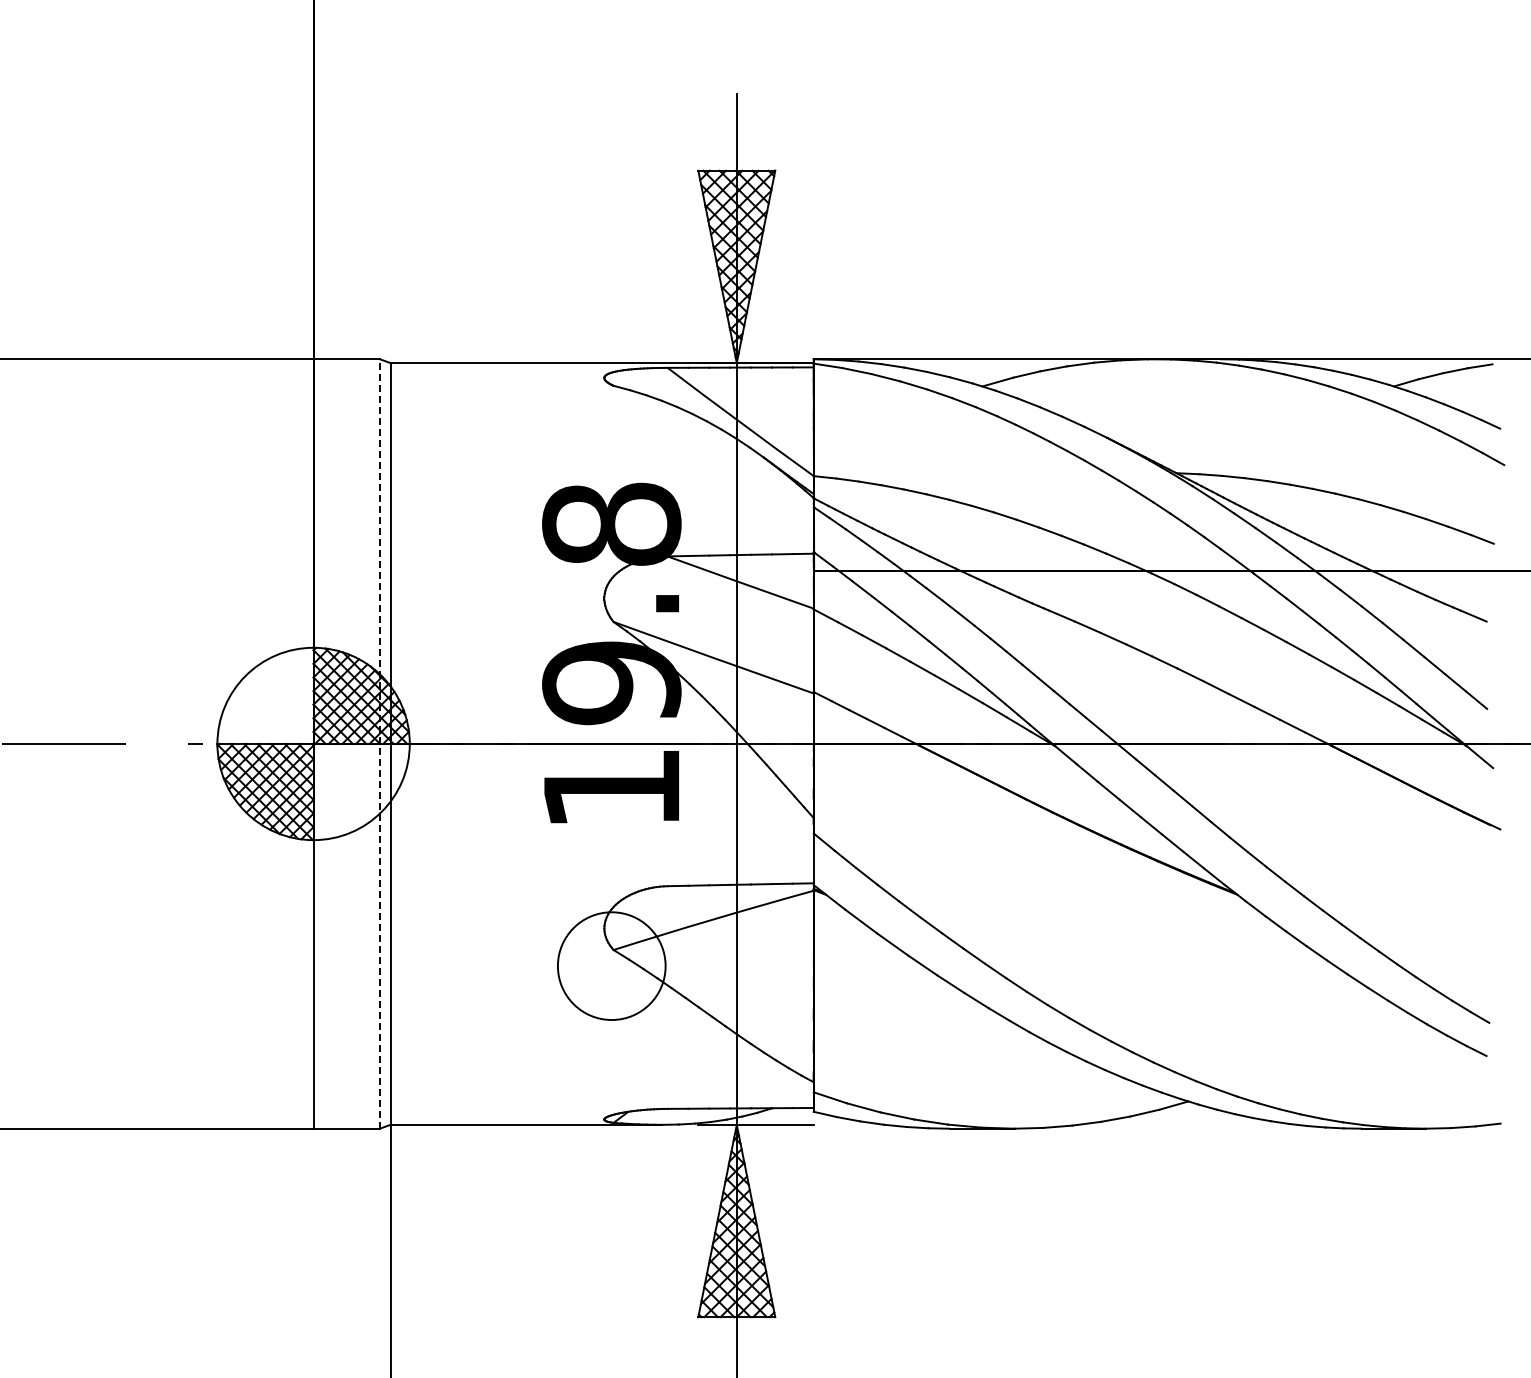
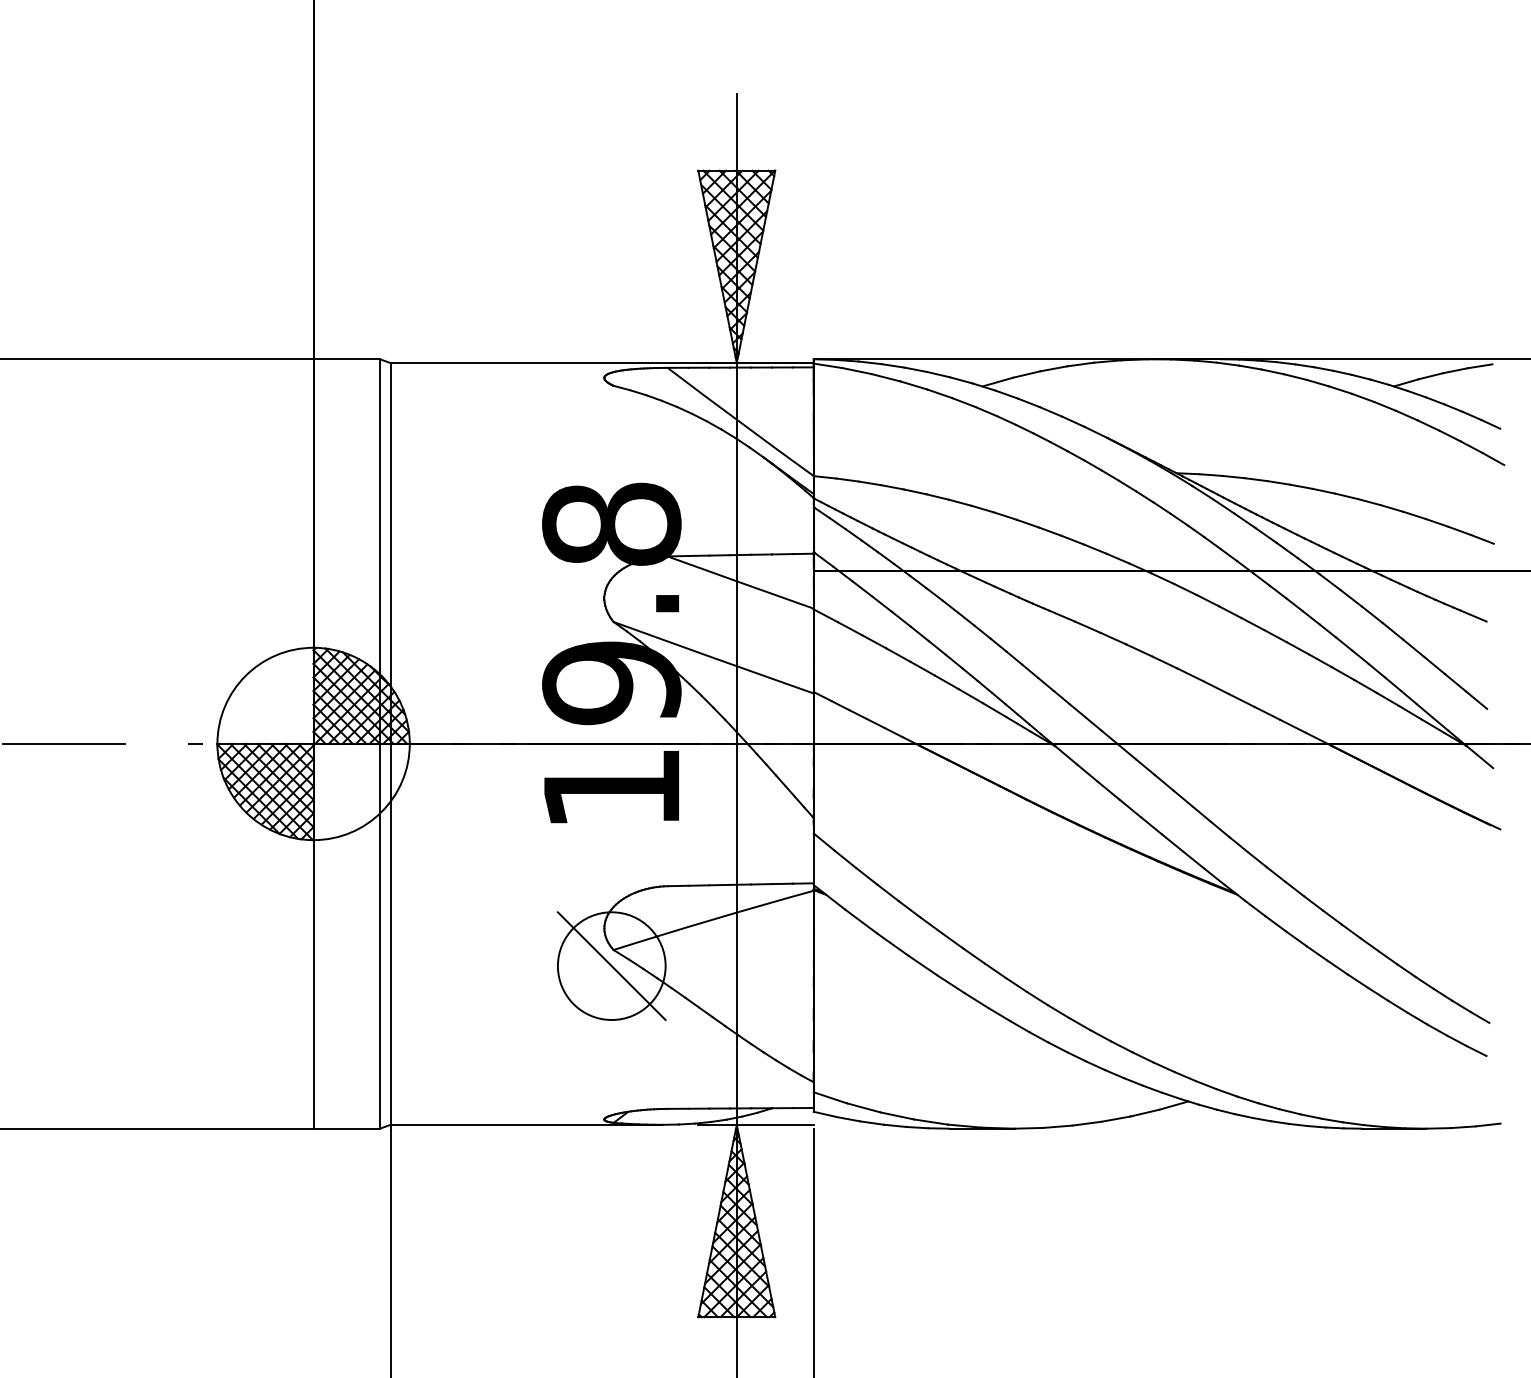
line: dashed -> solid (379, 743)
line: none -> present (611, 966)
line: none -> present (813, 1251)
